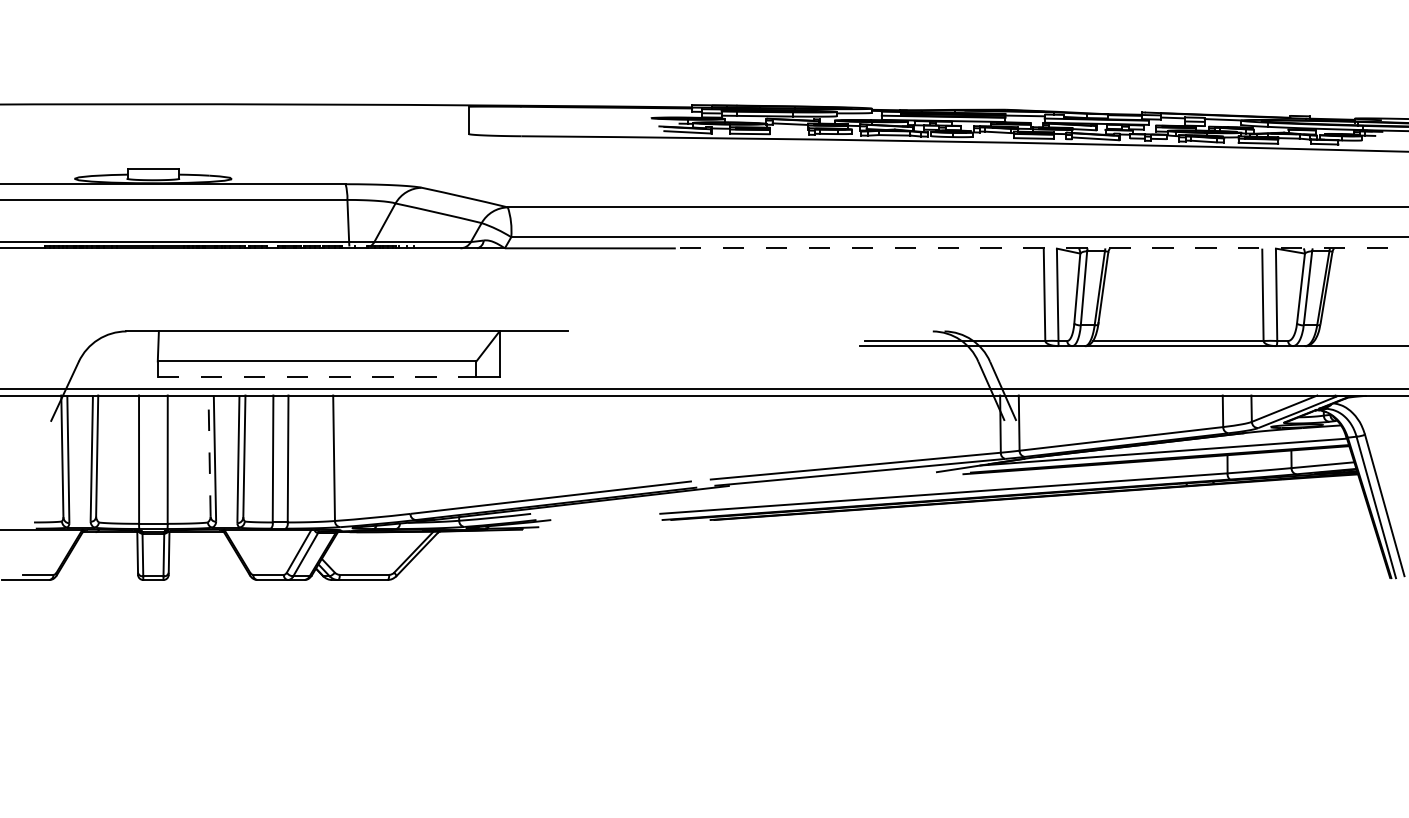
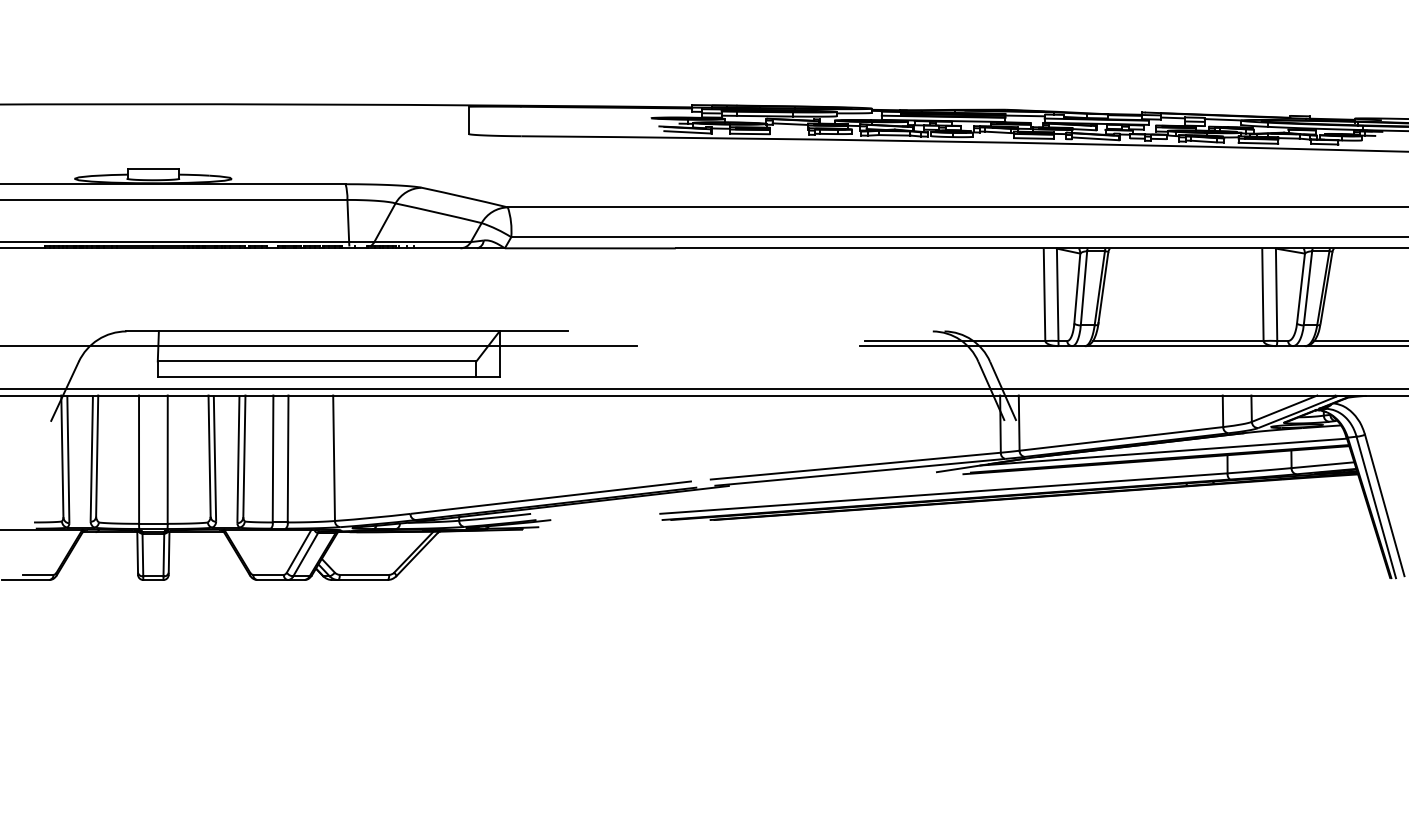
line: dashed -> solid (1041, 248)
line: none -> present (1359, 340)
line: none -> present (319, 346)
line: dashed -> solid (317, 377)
line: dashed -> solid (209, 456)
